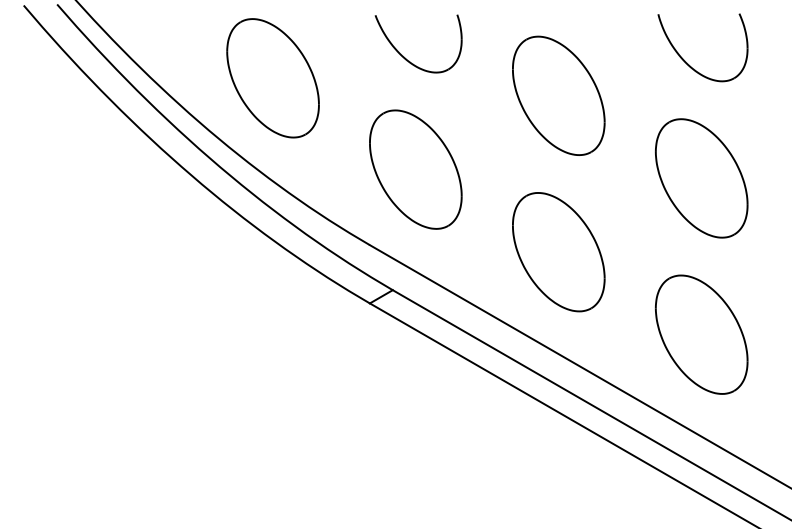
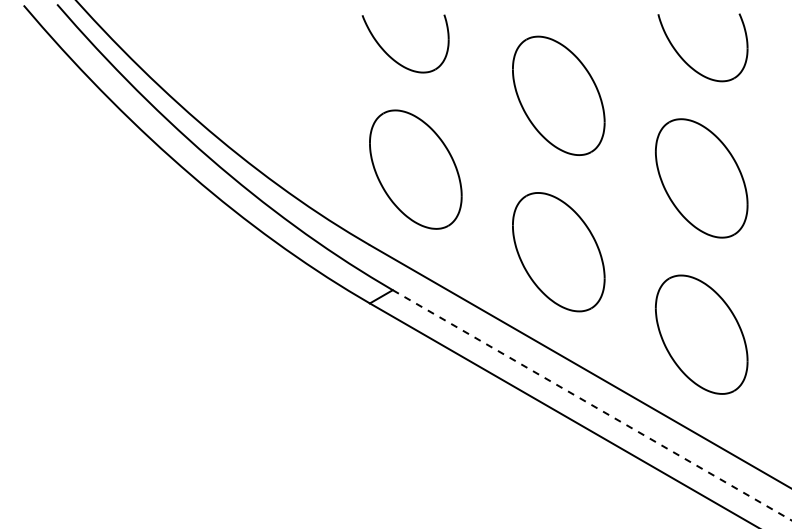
part position: (404, 56) -> (391, 56) (391, 56)
part: present -> none (272, 78)
line: solid -> dashed (591, 405)
